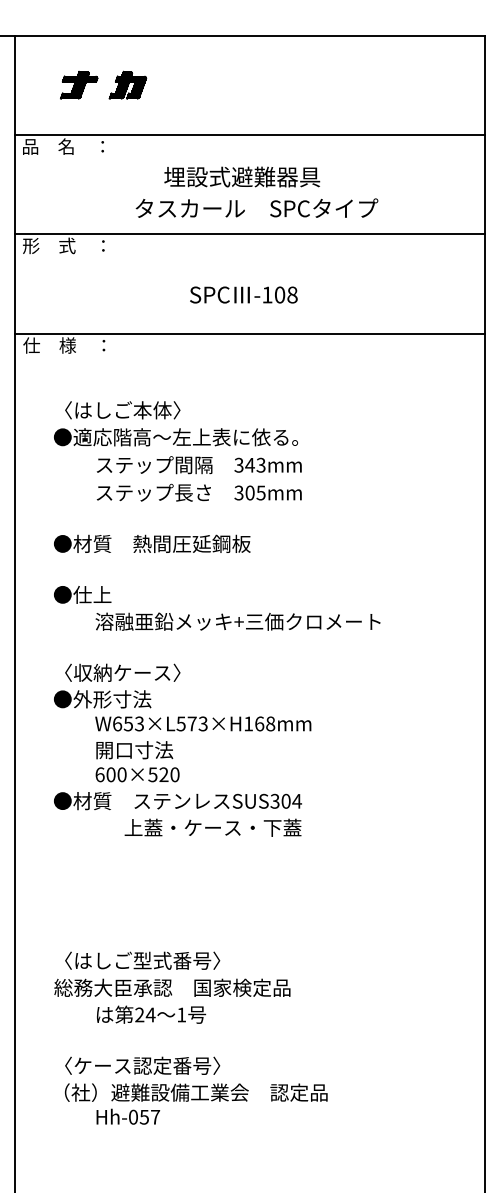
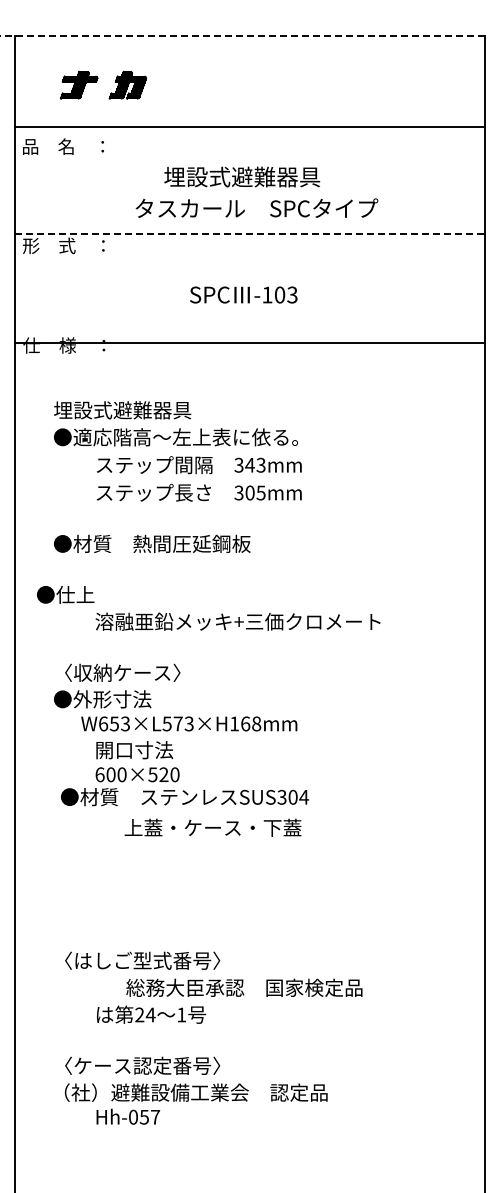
line: solid -> dashed (242, 35)
line position: (249, 135) -> (249, 127) (249, 127)
line: solid -> dashed (250, 234)
text: -108 -> -103 (292, 294)
line position: (249, 333) -> (249, 342) (249, 342)
text: 〈はしご本体〉 -> 埋設式避難器具 (122, 410)
text position: (82, 594) -> (65, 594) (65, 594)
text position: (203, 723) -> (189, 723) (189, 723)
text position: (177, 801) -> (184, 797) (184, 797)
text position: (172, 987) -> (244, 987) (244, 987)
